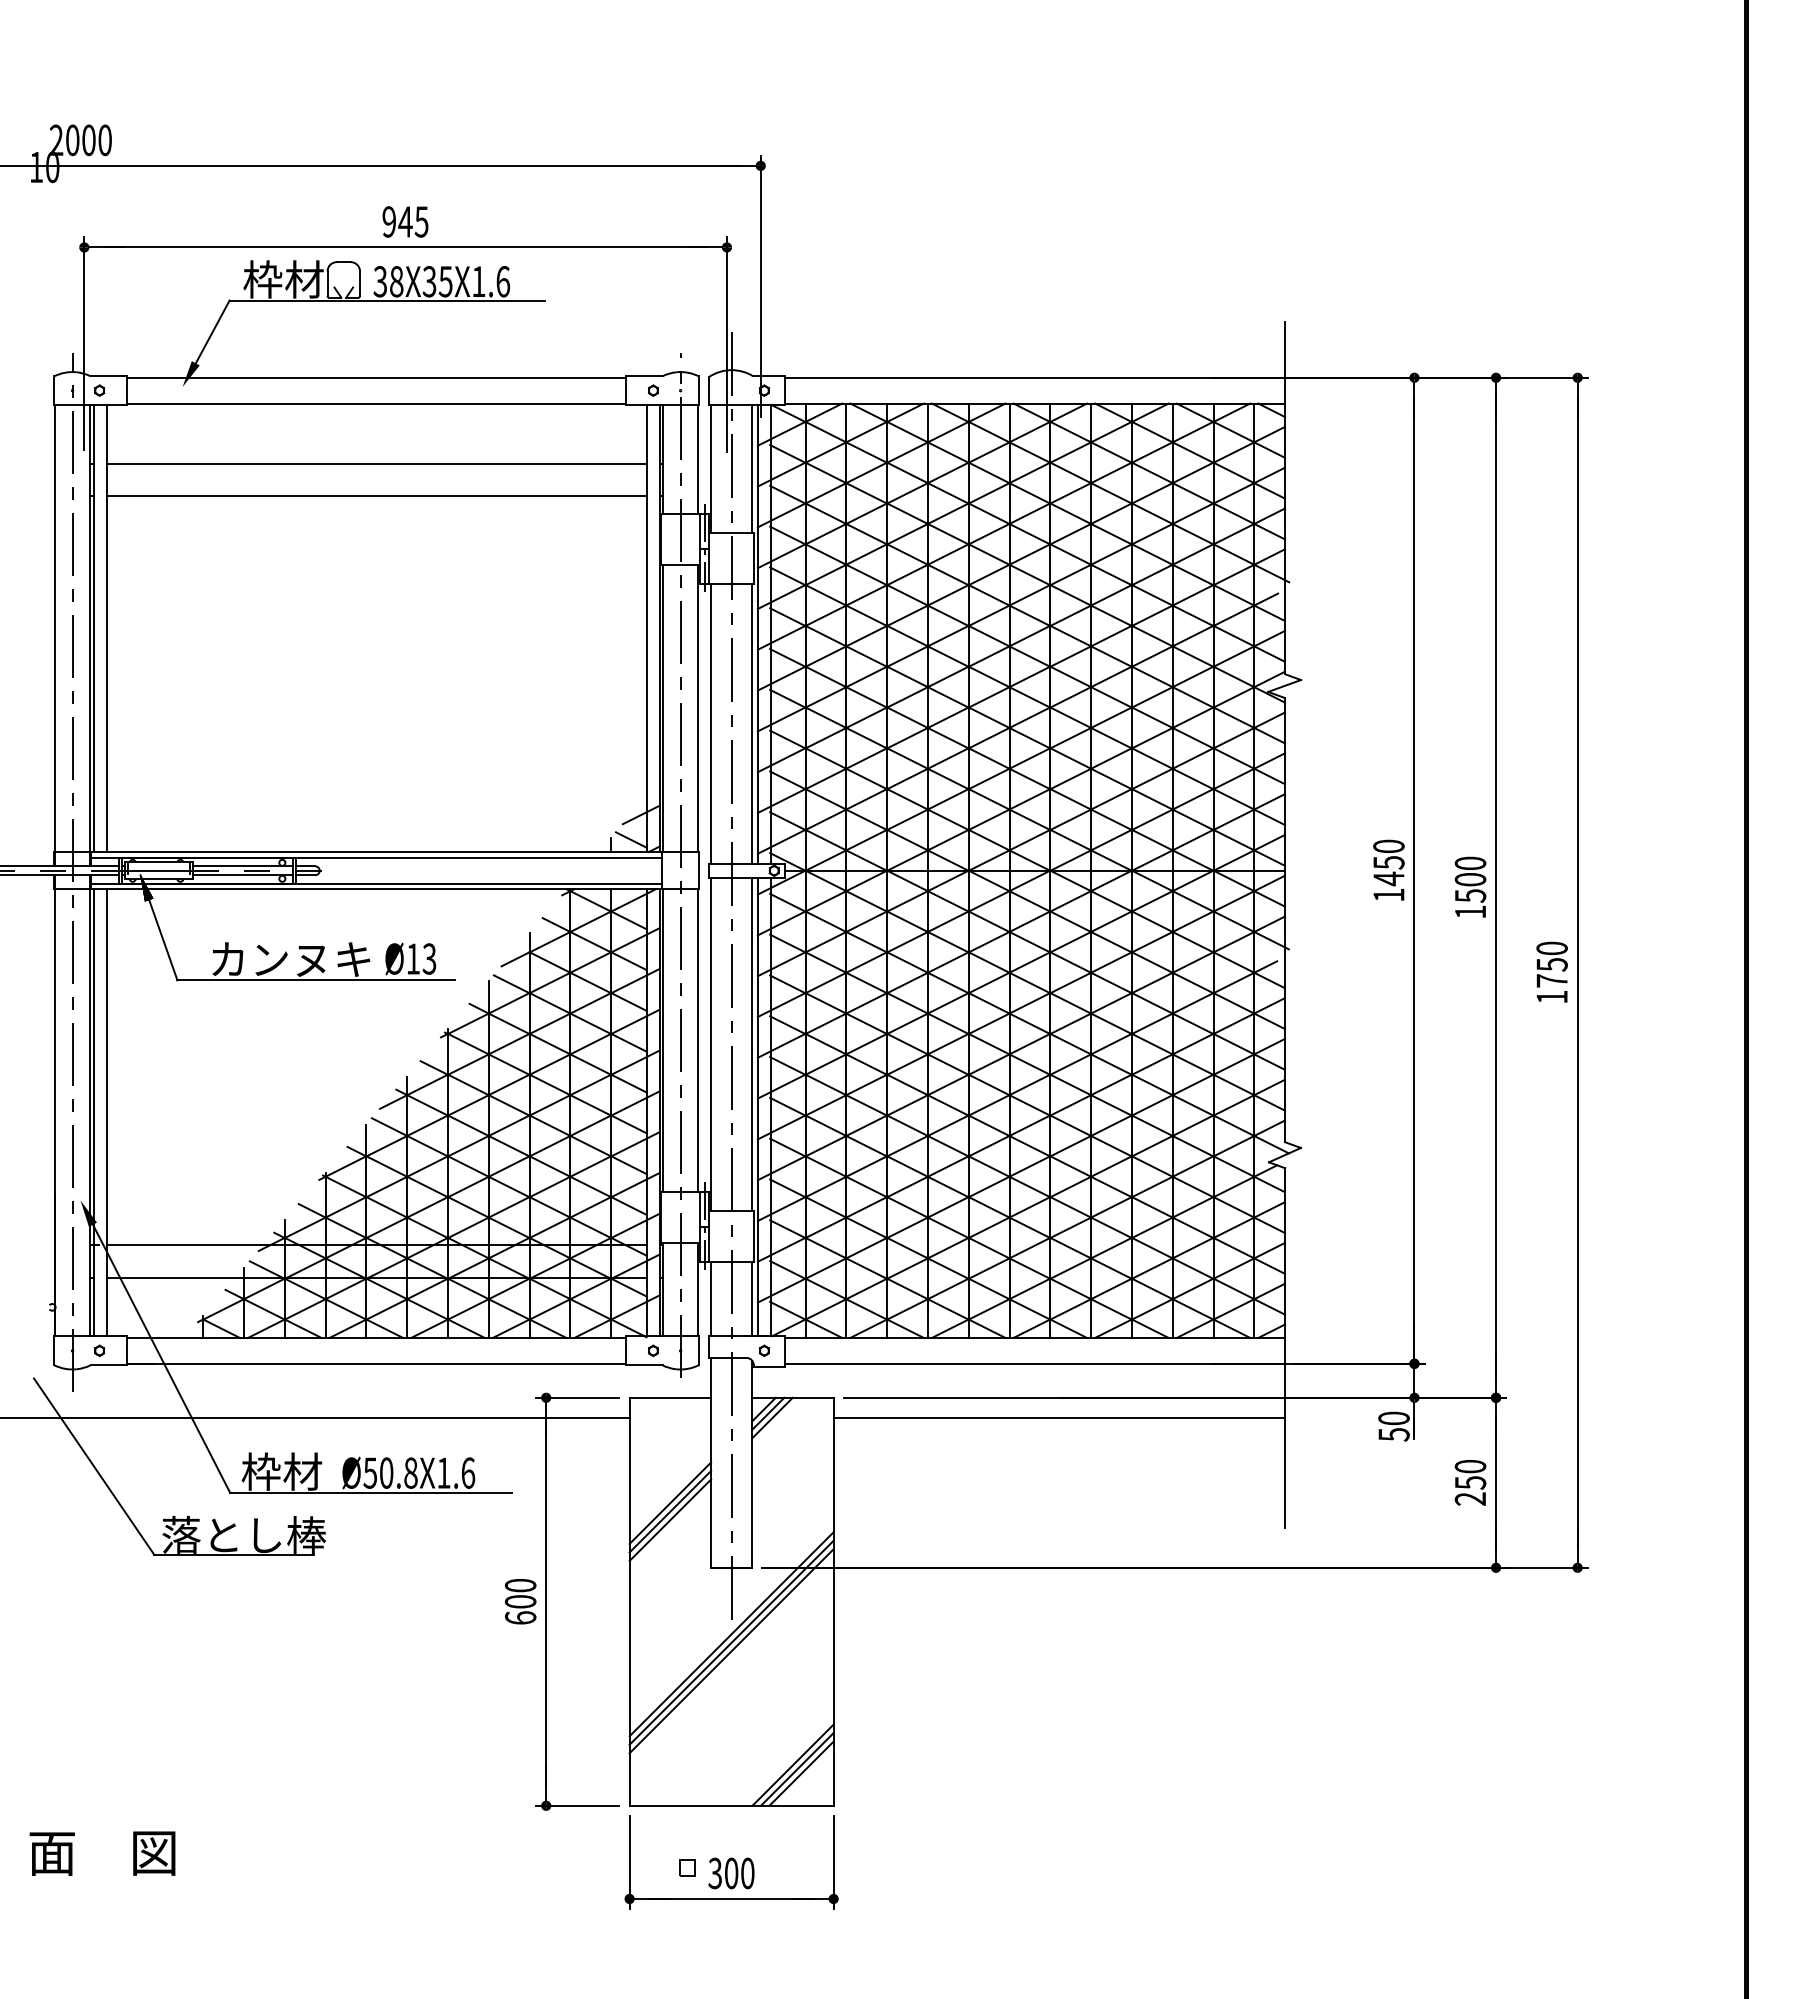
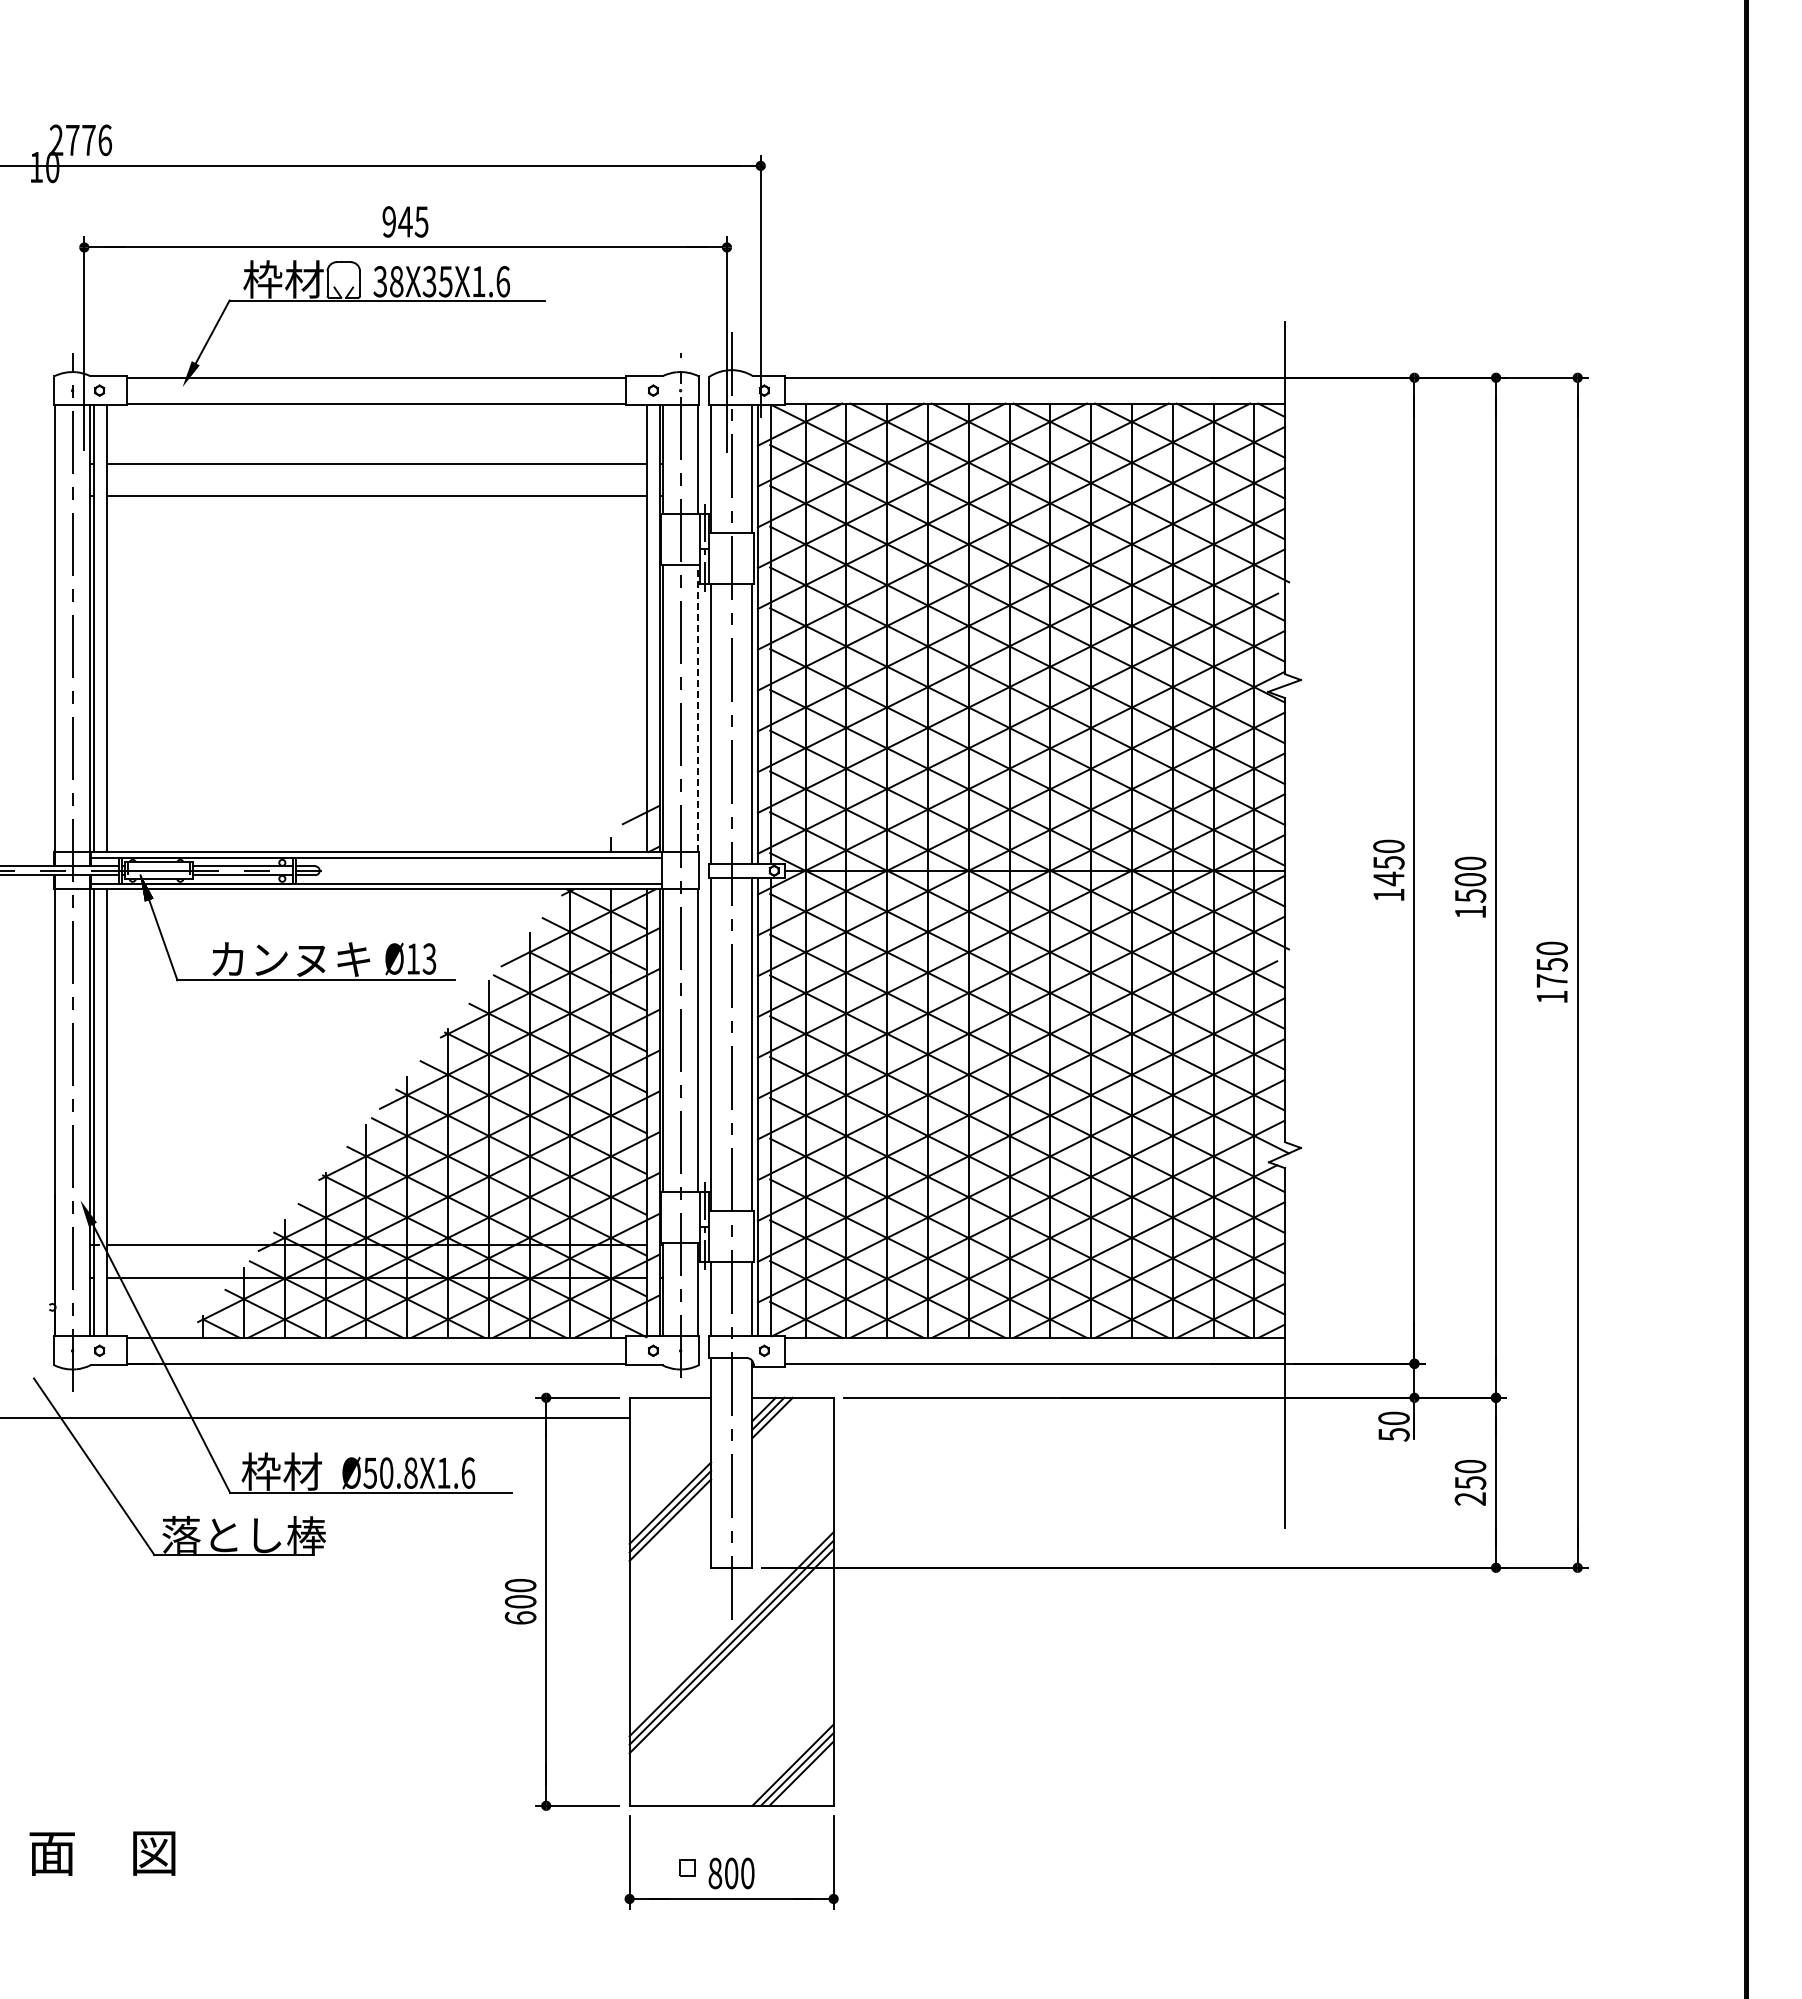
text: 2000 -> 2776 (89, 140)
line: solid -> dashed (697, 708)
line: present -> none (630, 839)
line: present -> none (1058, 1418)
text: 300 -> 800 (715, 1873)
